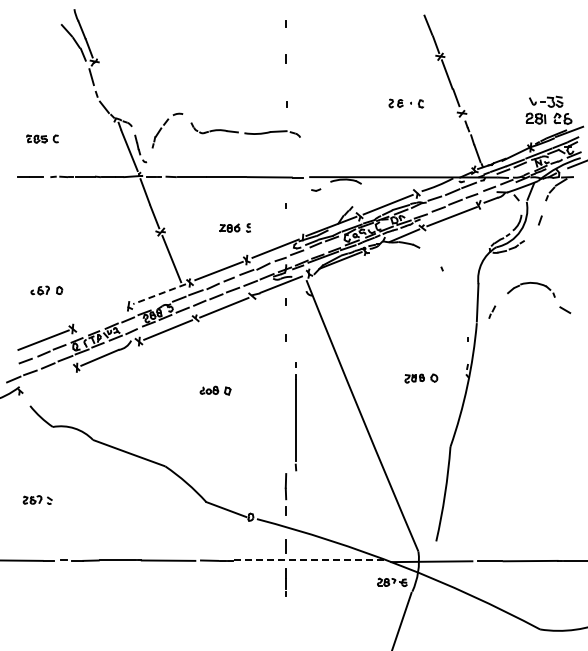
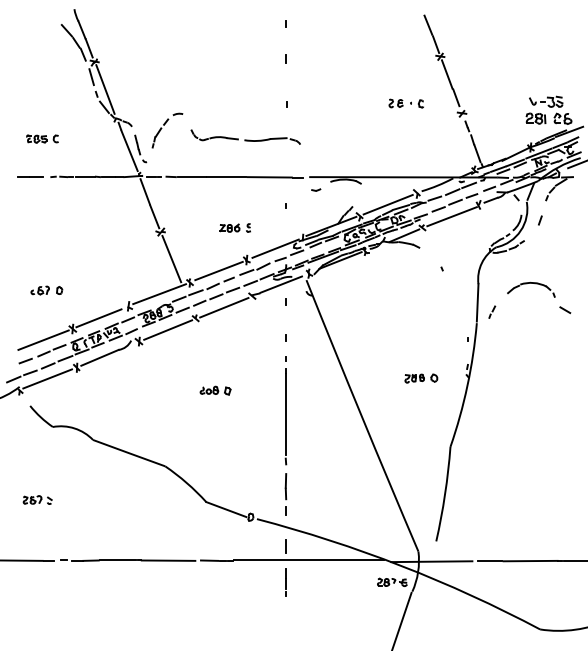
line: none -> present (105, 89)
part position: (245, 129) -> (245, 136) (245, 136)
line: dashed -> solid (159, 294)
line: none -> present (98, 318)
line: none -> present (47, 378)
part position: (295, 416) -> (285, 410) (285, 410)
line: dashed -> solid (308, 560)
